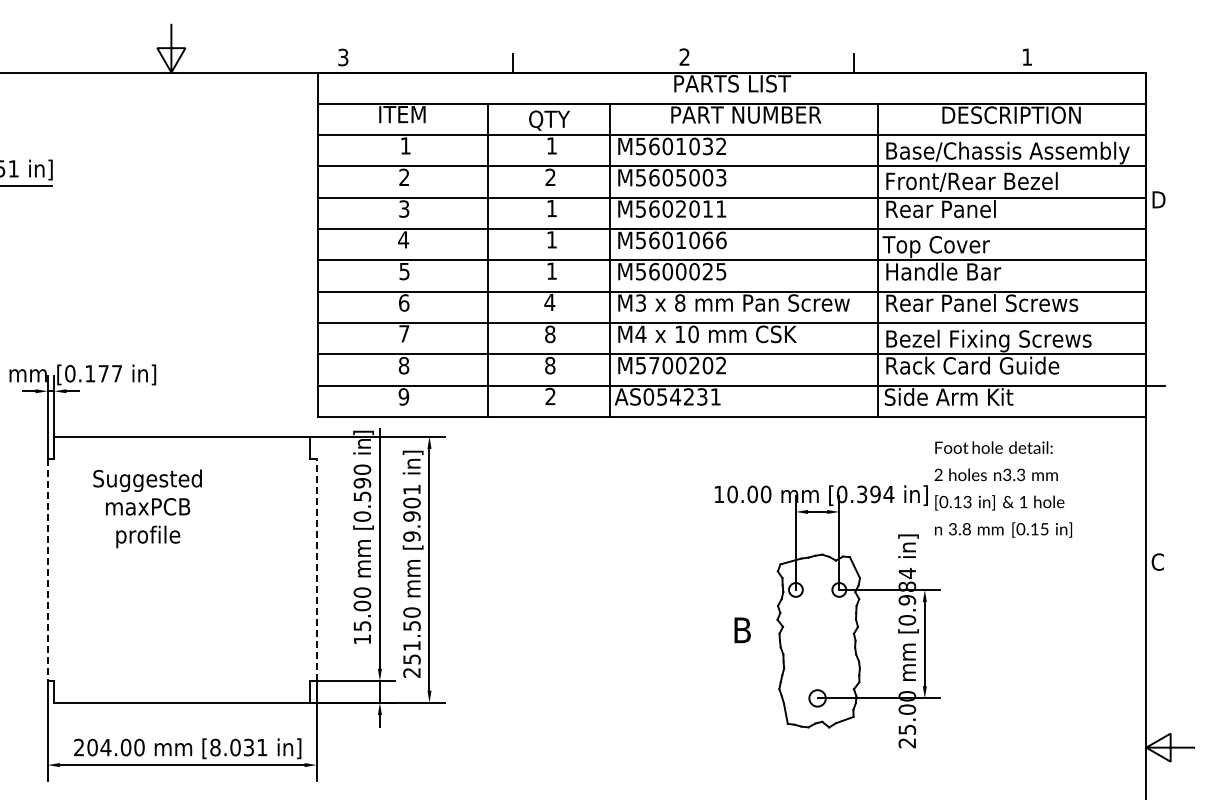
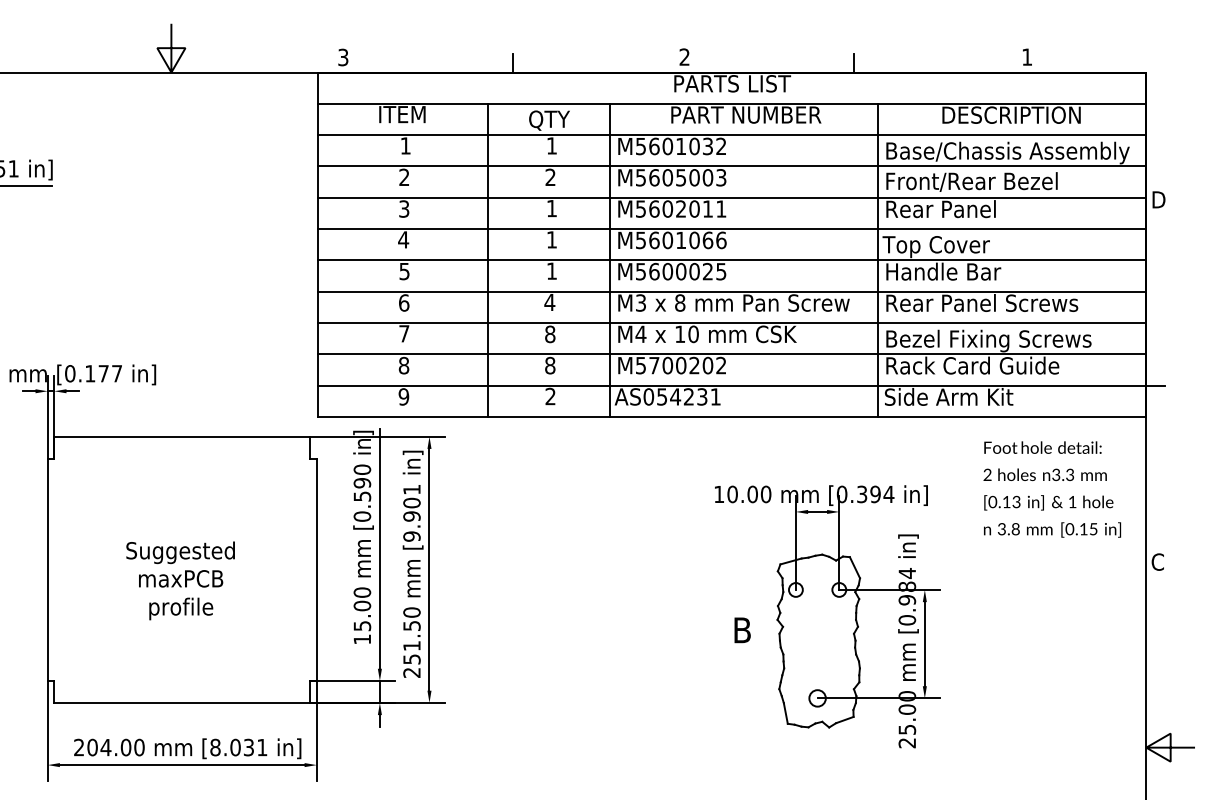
text position: (1003, 489) -> (1052, 489) (1052, 489)
text position: (147, 508) -> (180, 580) (180, 580)
line: dashed -> solid (316, 569)
line: dashed -> solid (47, 570)
